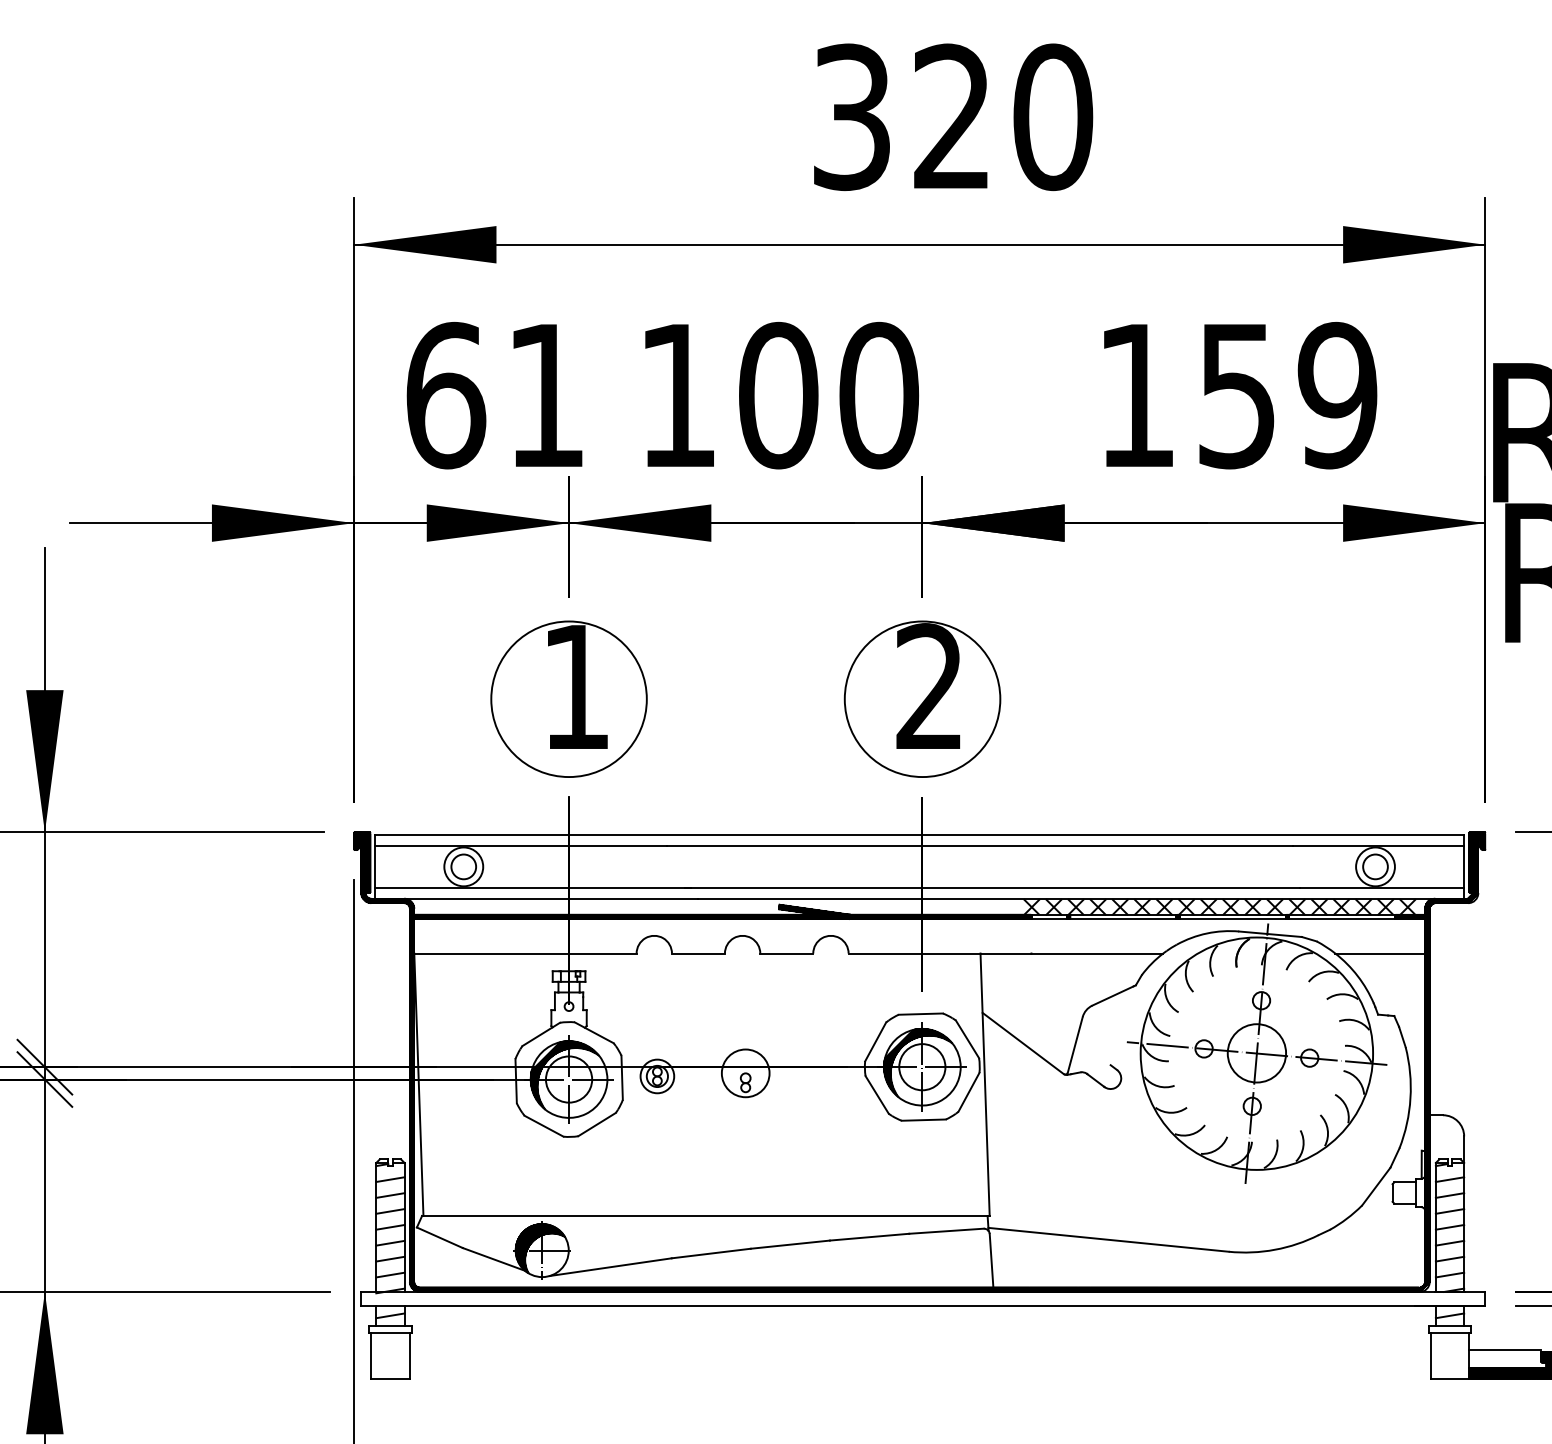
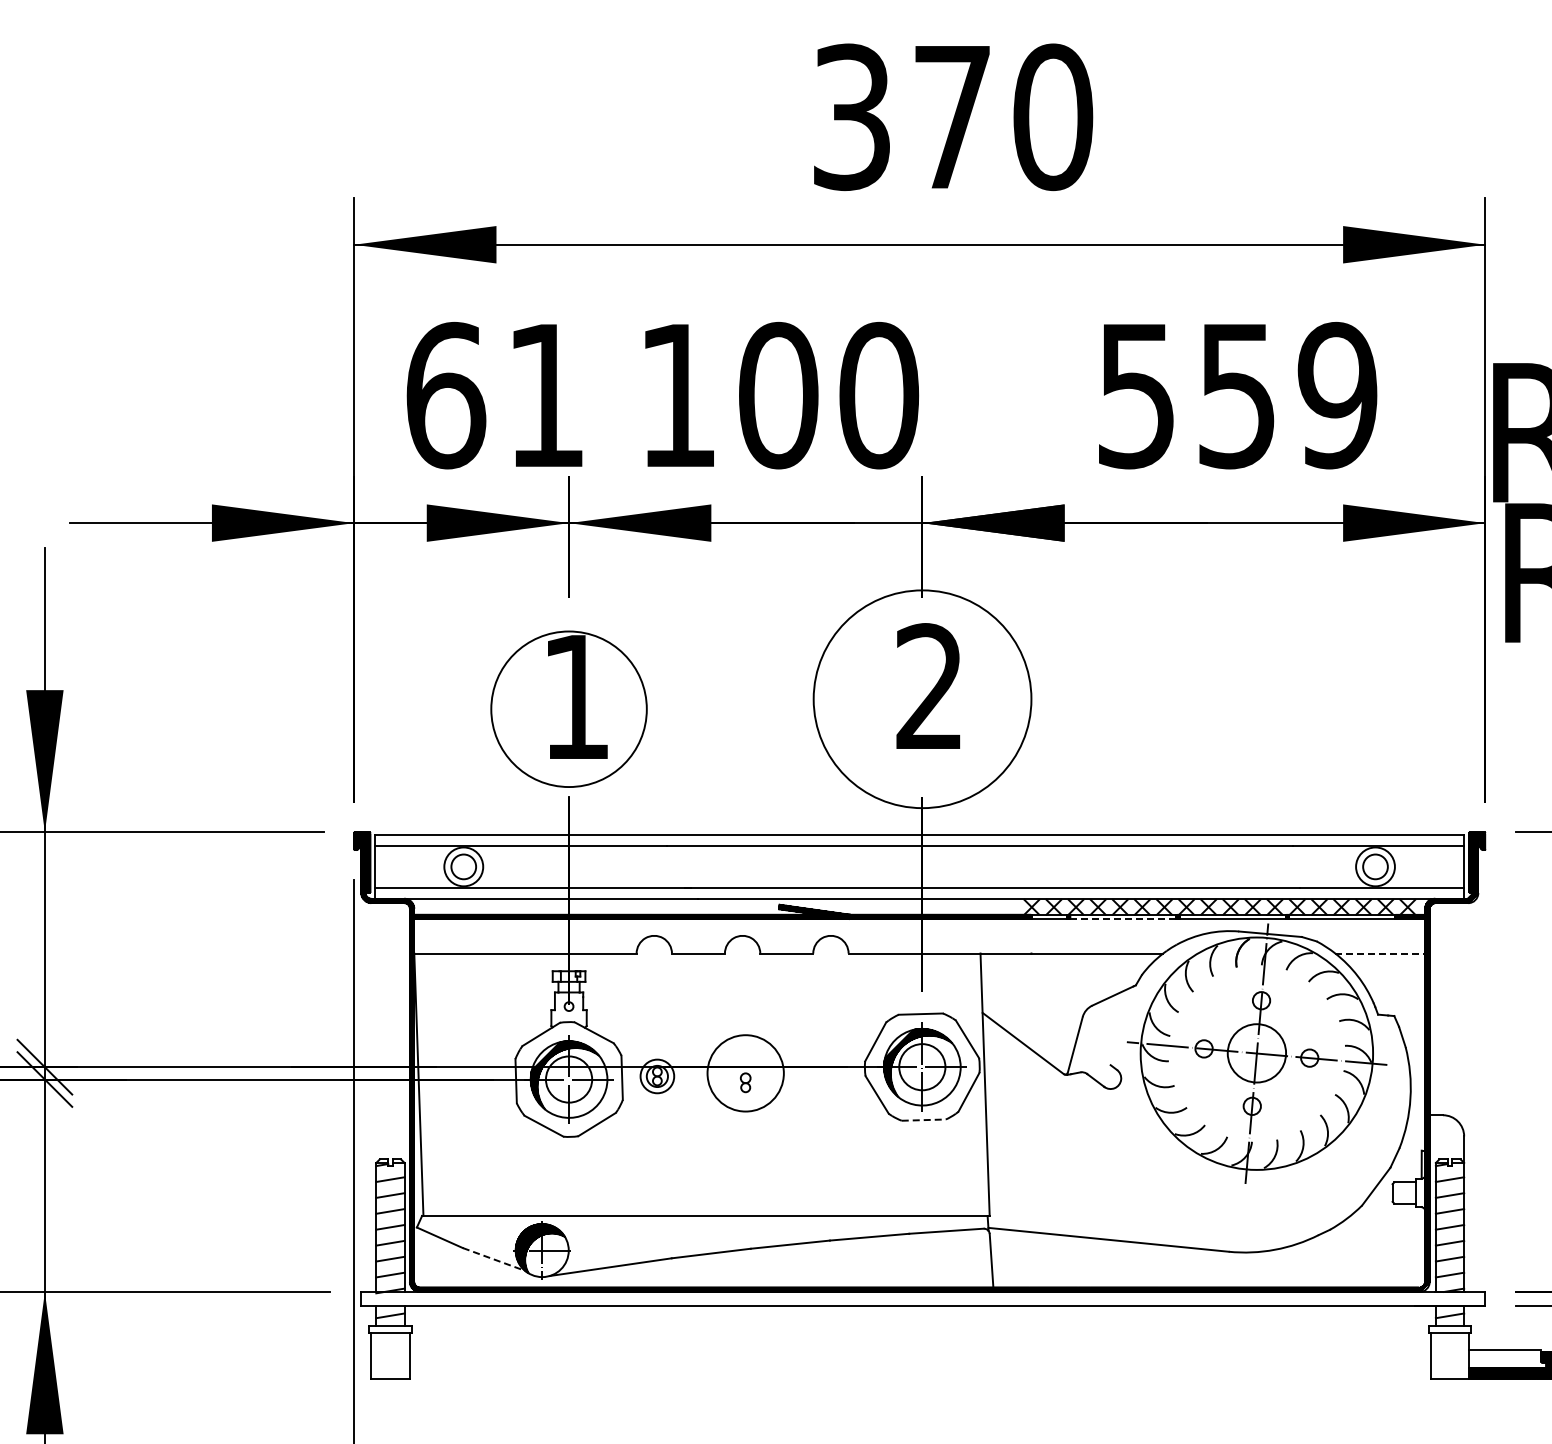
text: 320 -> 370 (951, 115)
text: 159 -> 559 (1136, 396)
part position: (568, 698) -> (568, 708) (568, 708)
circle diameter: 156 px -> 218 px (922, 699)
line: solid -> dashed (1122, 919)
line: solid -> dashed (1380, 953)
circle diameter: 48 px -> 76 px (745, 1073)
line: solid -> dashed (924, 1120)
line: solid -> dashed (494, 1259)
